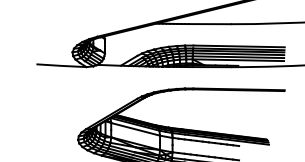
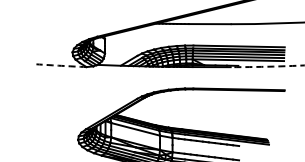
arc: solid -> dashed (61, 65)
arc: solid -> dashed (268, 66)
